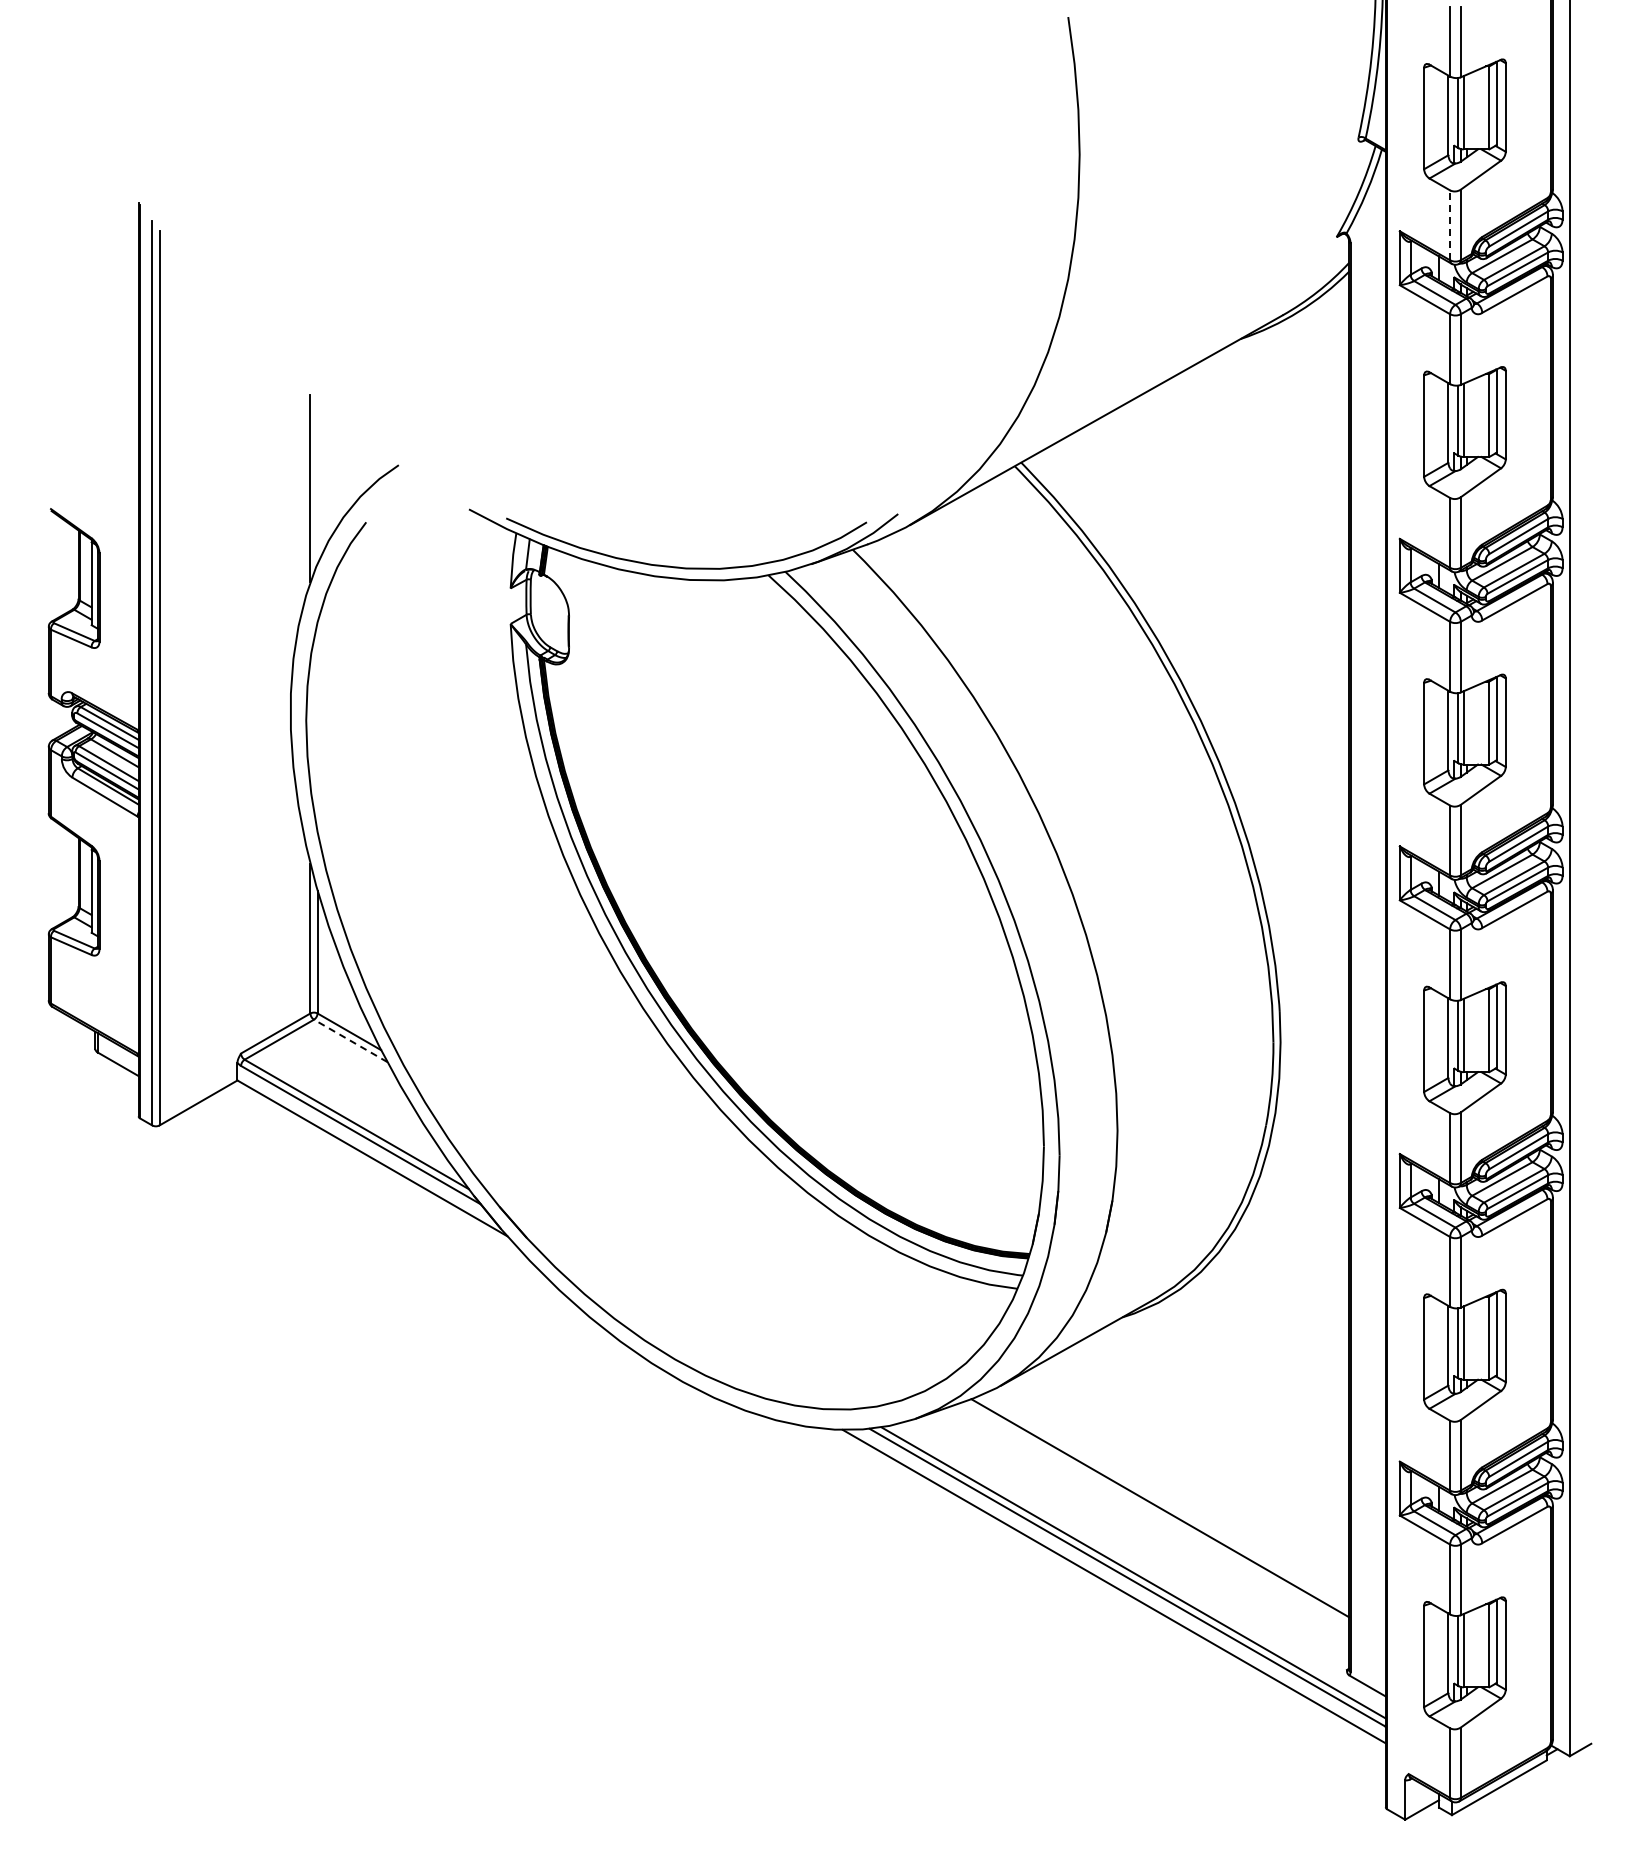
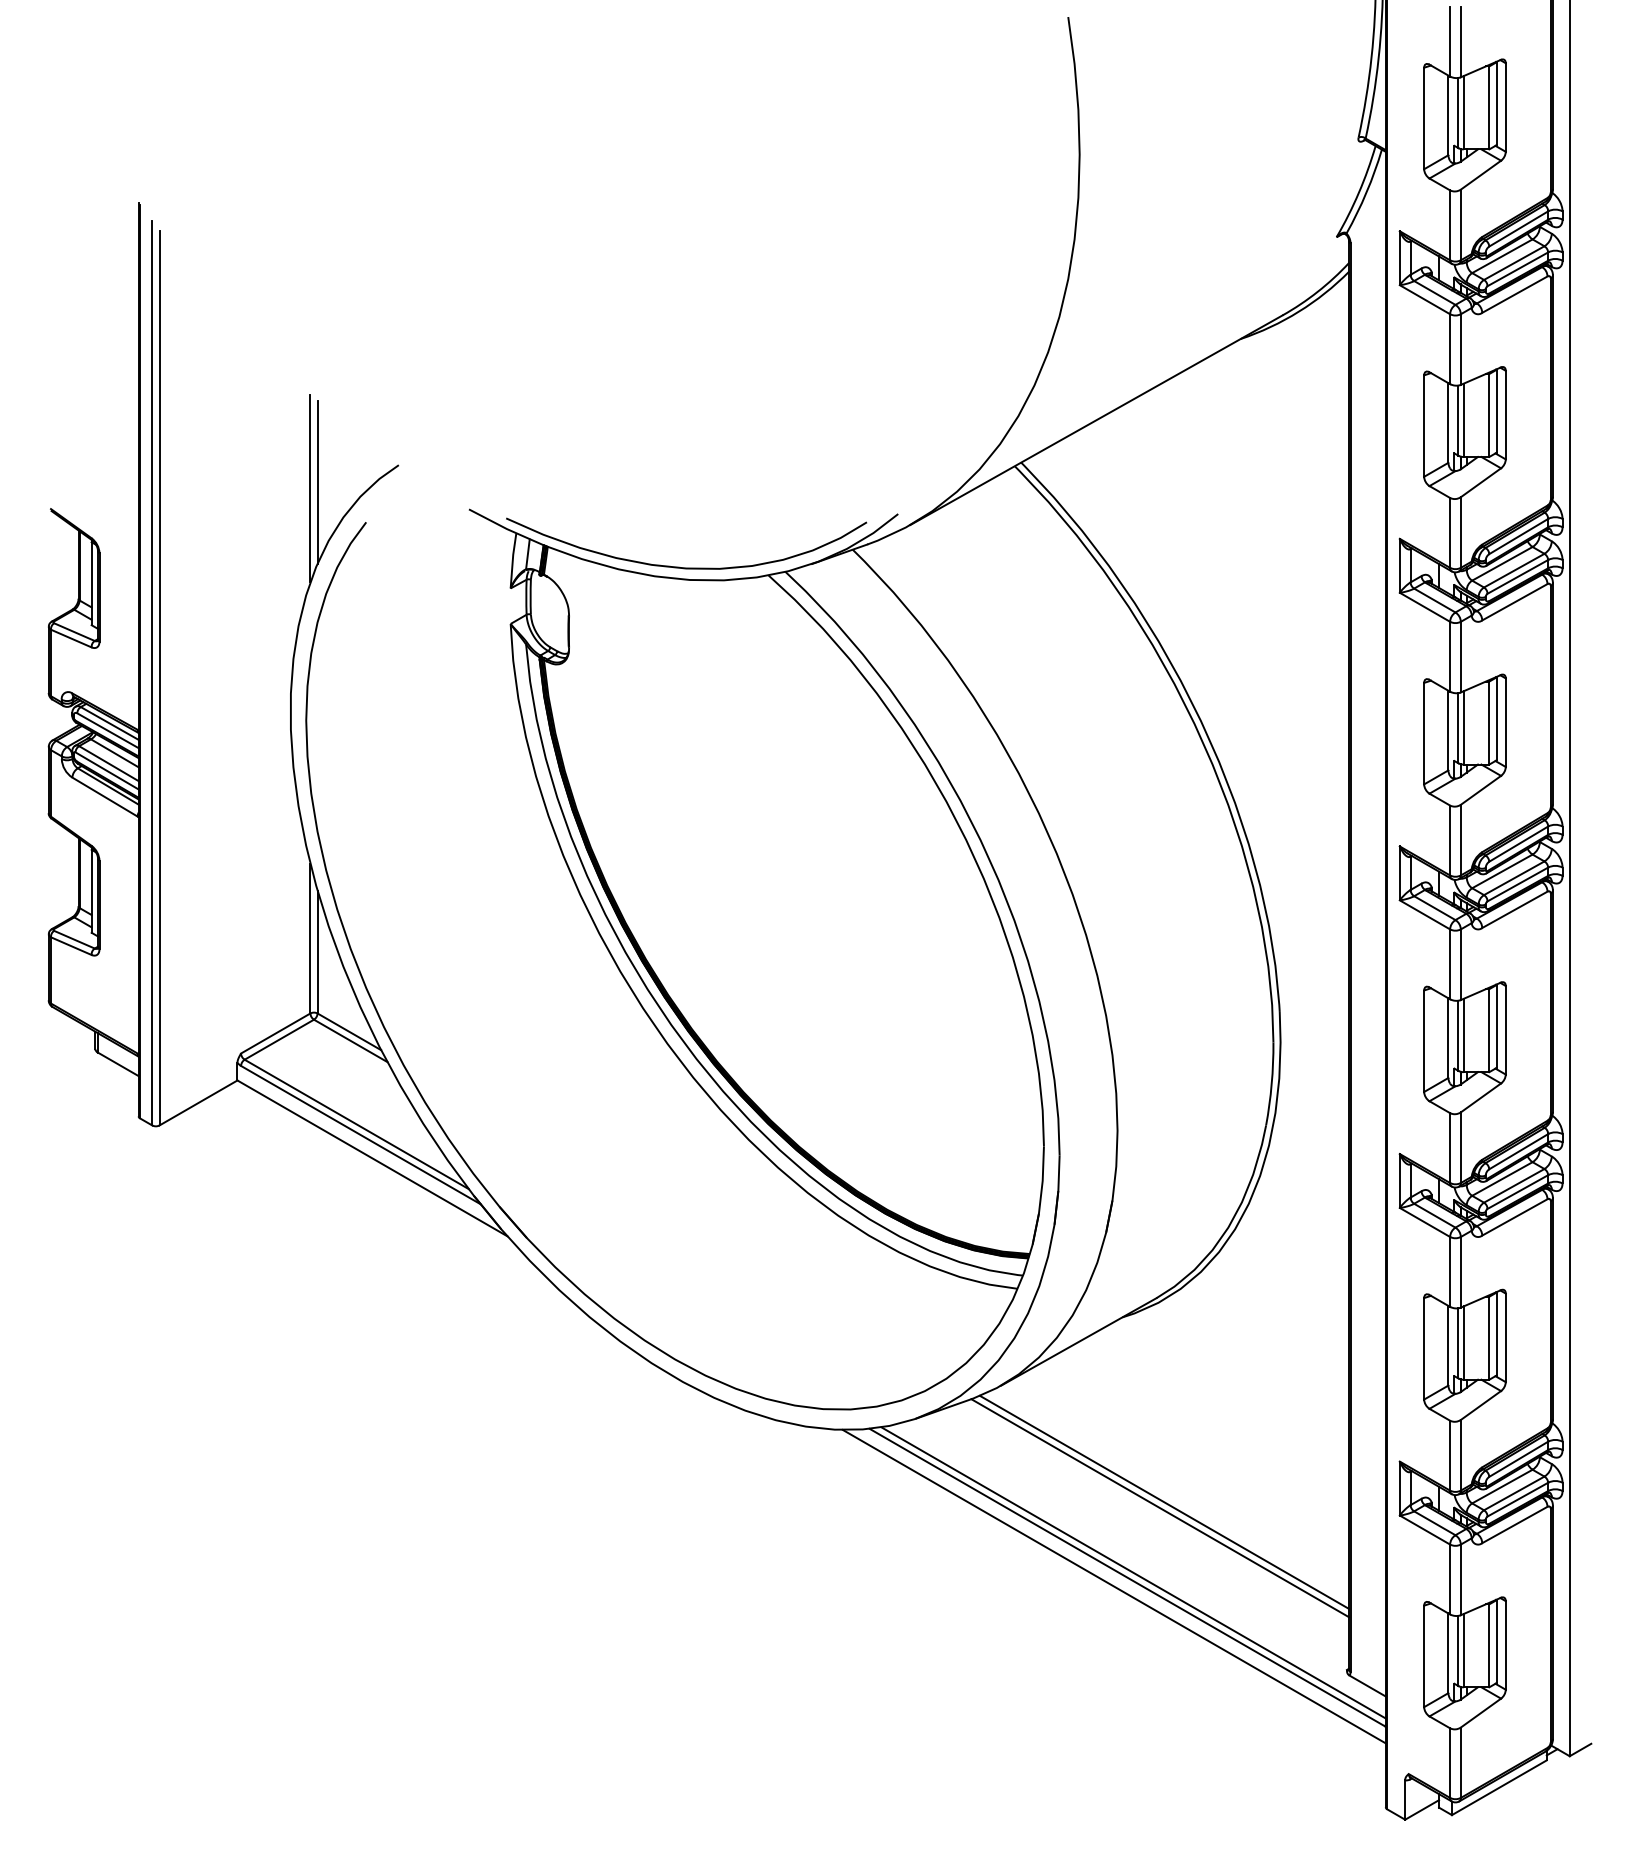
line: dashed -> solid (1450, 225)
line: none -> present (317, 482)
line: dashed -> solid (350, 1040)
line: none -> present (1164, 1501)
